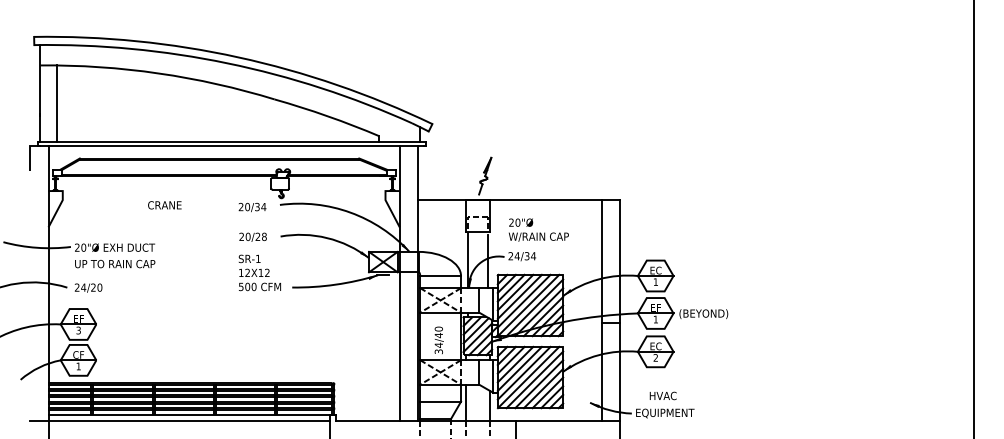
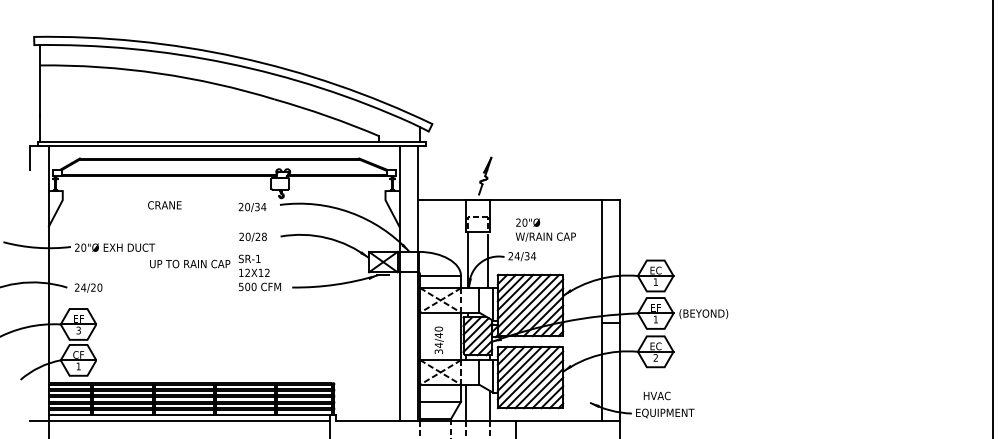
line: present -> none (56, 103)
line position: (973, 218) -> (992, 218) (992, 218)
text position: (538, 229) -> (545, 229) (545, 229)
text position: (115, 263) -> (190, 263) (190, 263)
text position: (662, 395) -> (656, 395) (656, 395)
